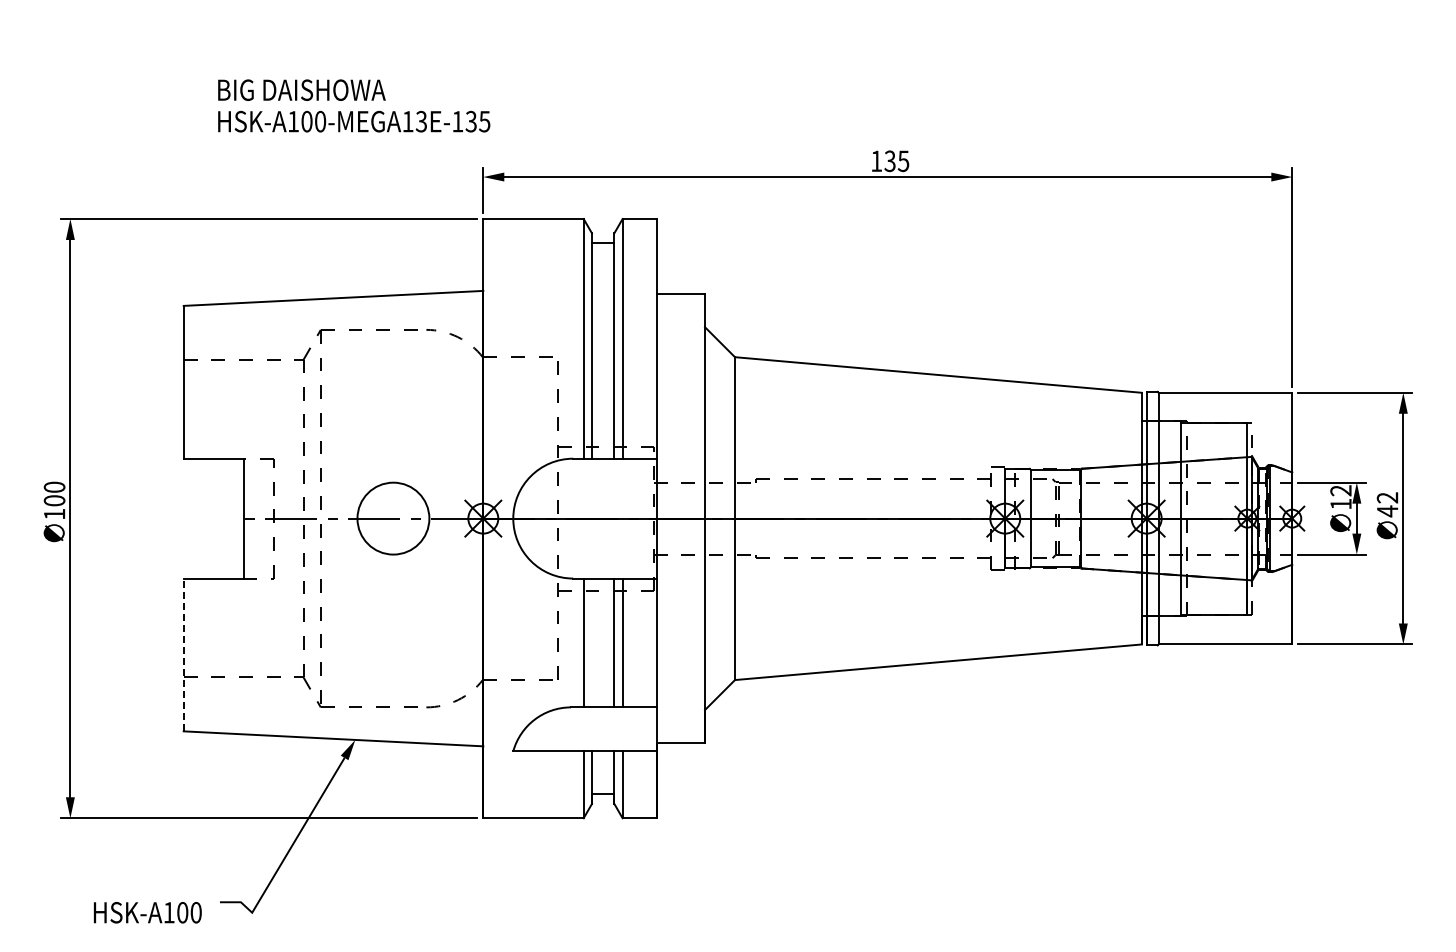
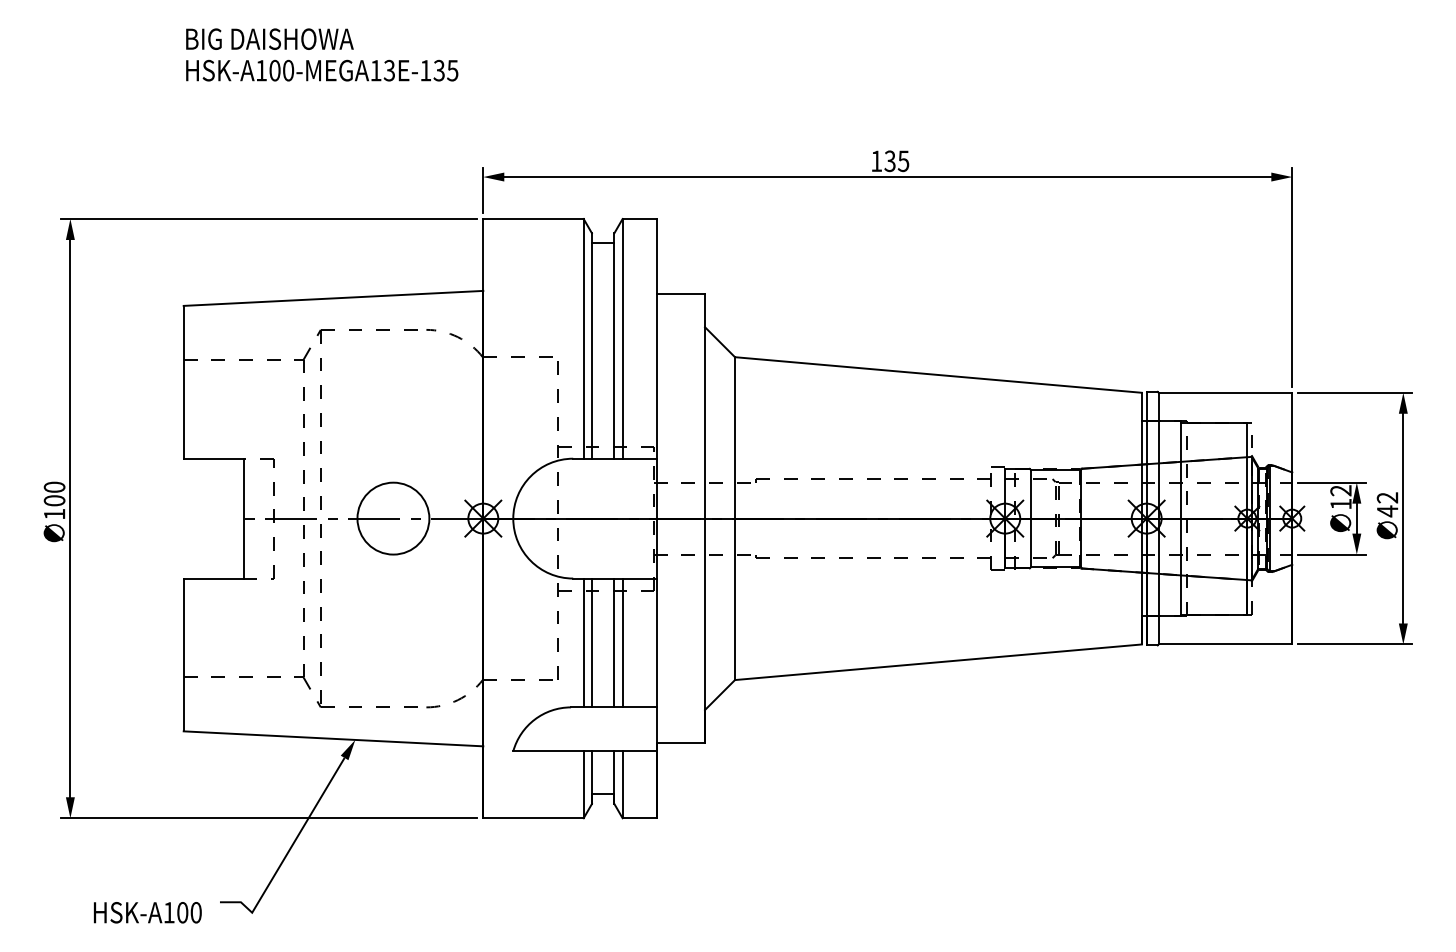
text position: (354, 105) -> (322, 54) (322, 54)
line: none -> present (591, 642)
line: dashed -> solid (183, 654)
